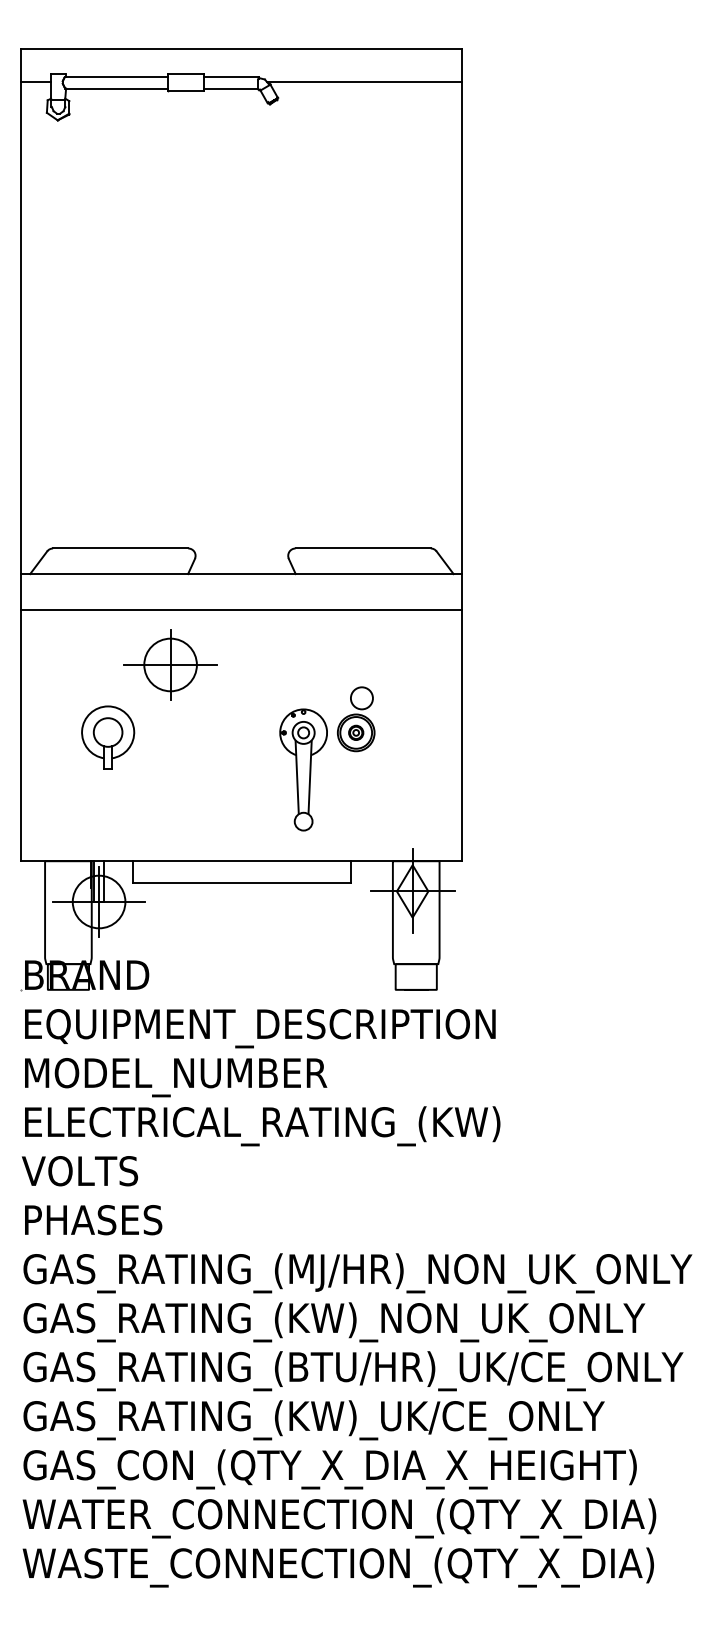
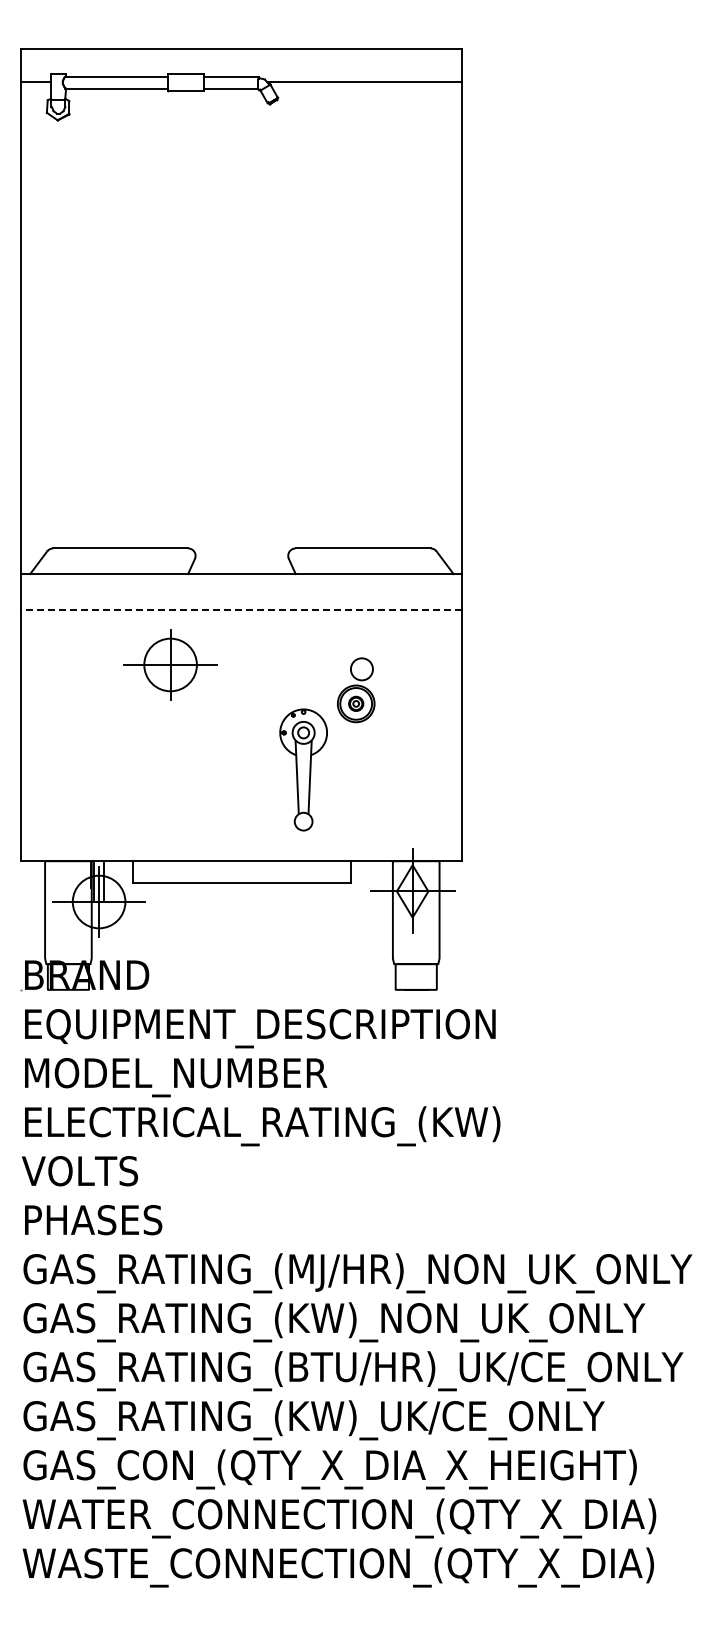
line: solid -> dashed (241, 610)
part position: (356, 719) -> (356, 690) (356, 690)
part: present -> none (108, 737)
